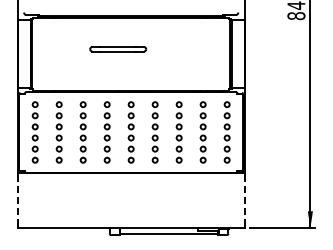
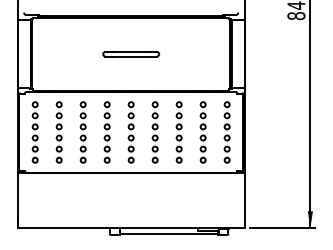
part position: (118, 49) -> (131, 54) (131, 54)
line: dashed -> solid (17, 198)
line: dashed -> solid (244, 198)
